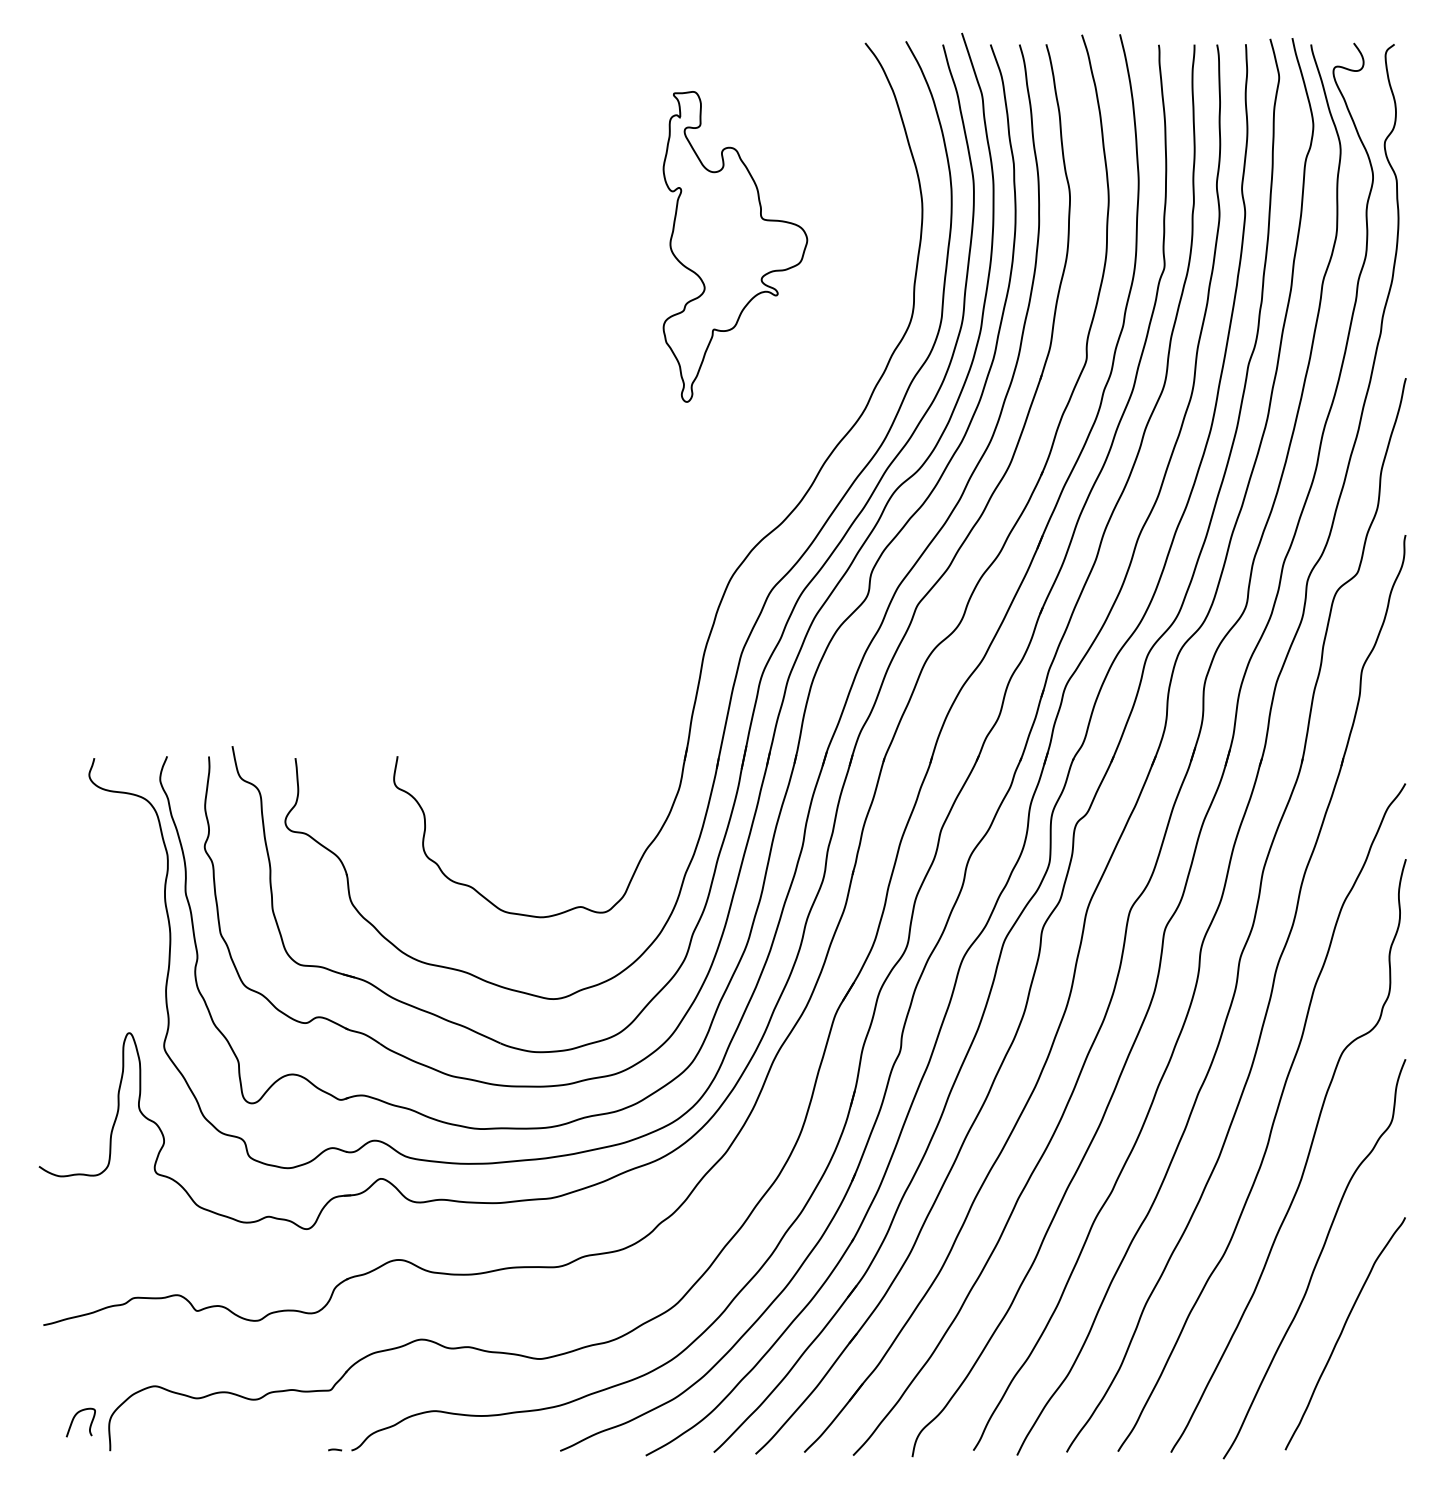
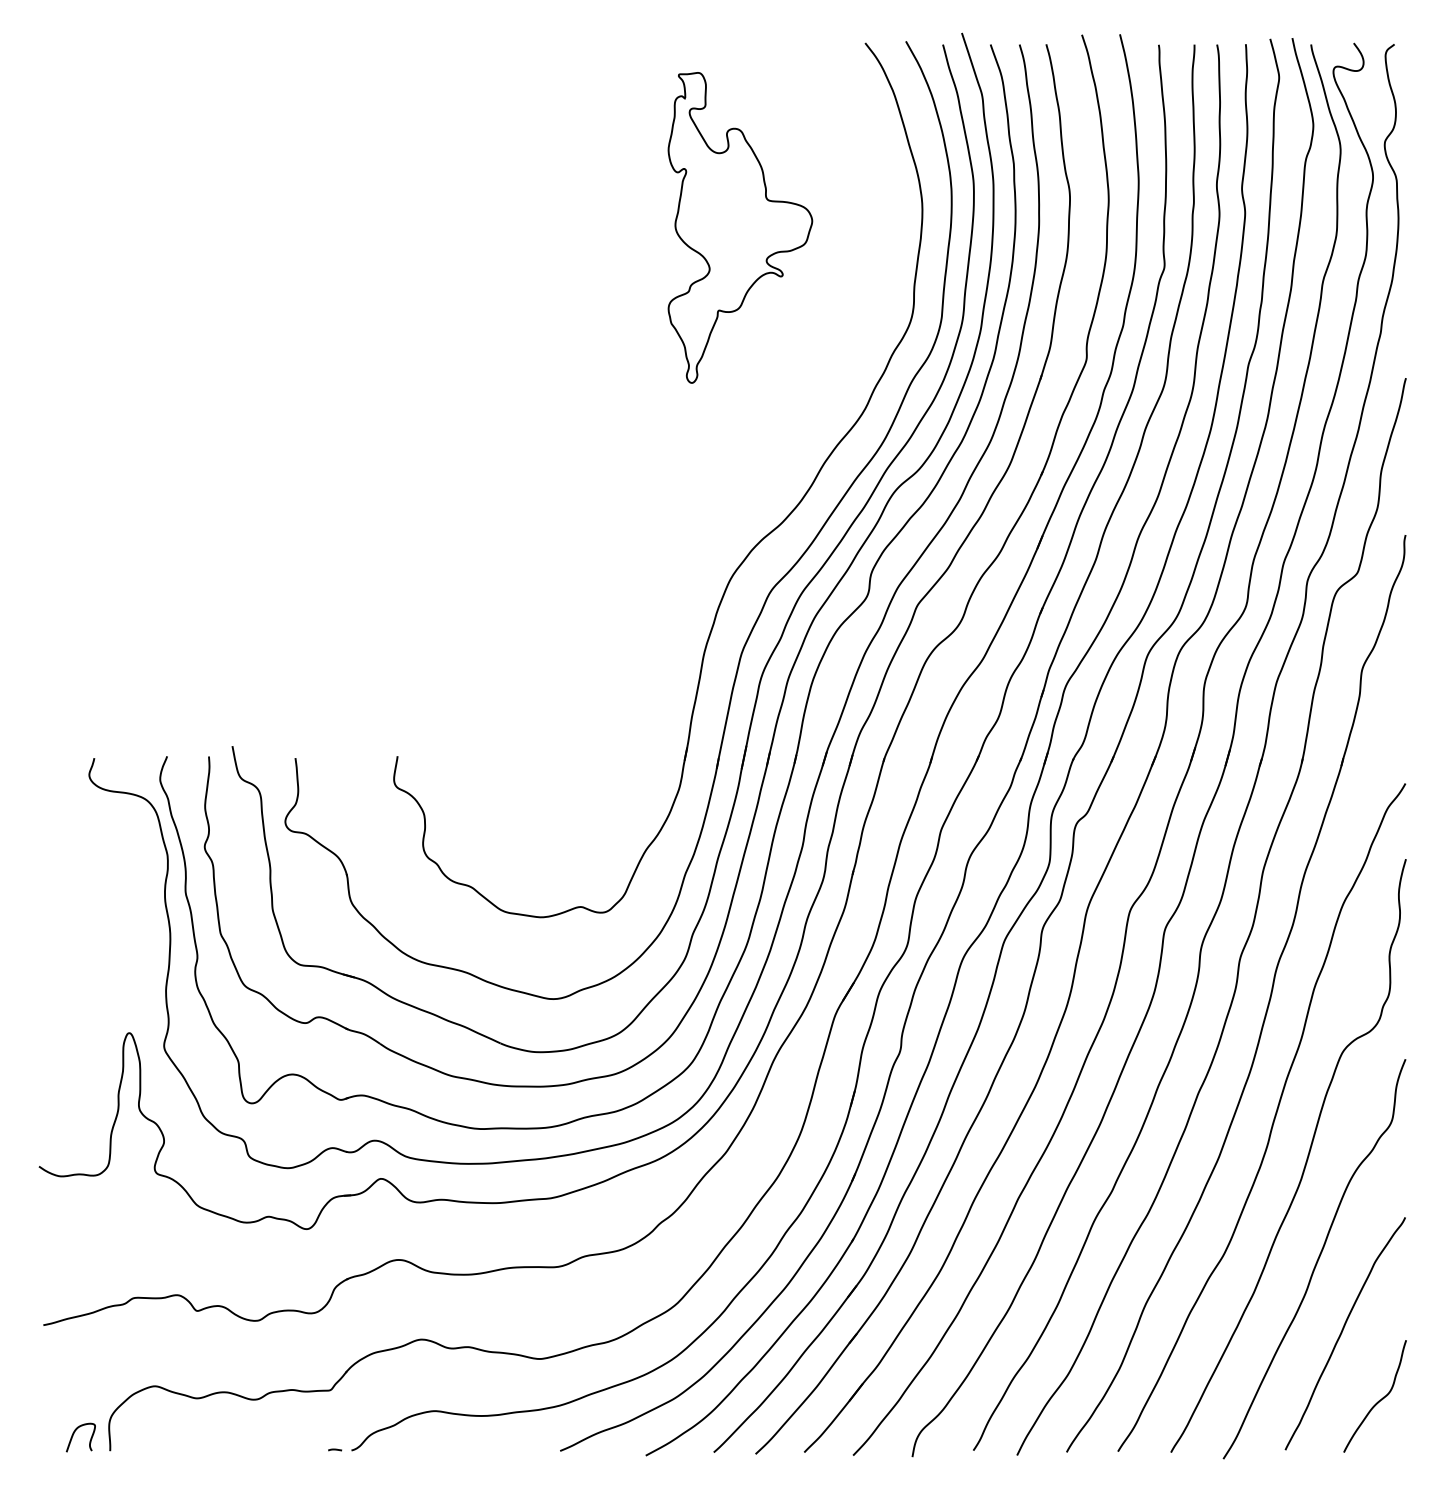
part position: (735, 246) -> (740, 227) (740, 227)
curve: none -> present (1378, 1400)
curve position: (75, 1417) -> (75, 1432) (75, 1432)
